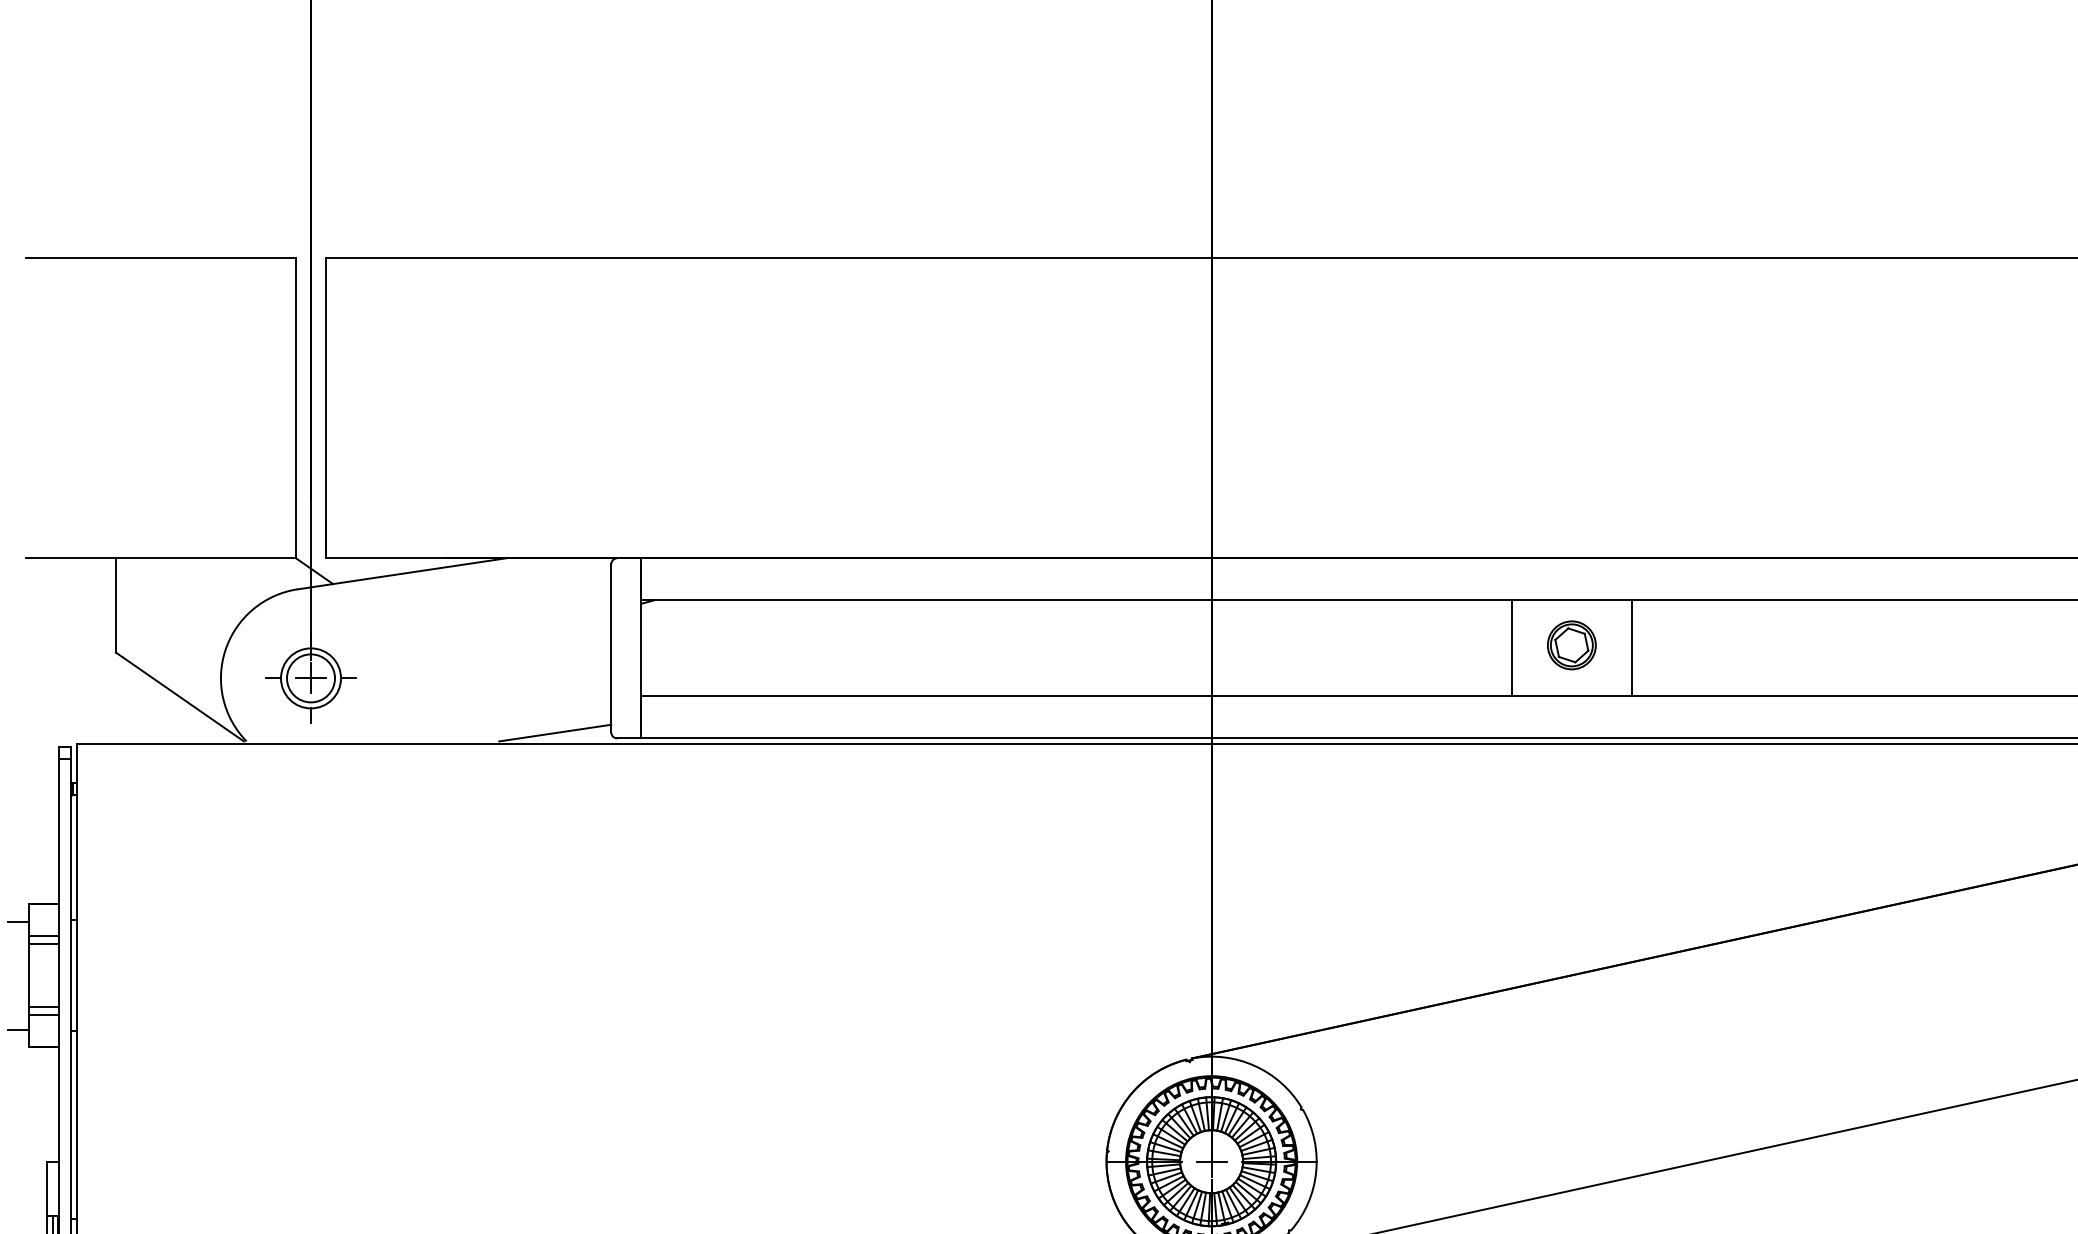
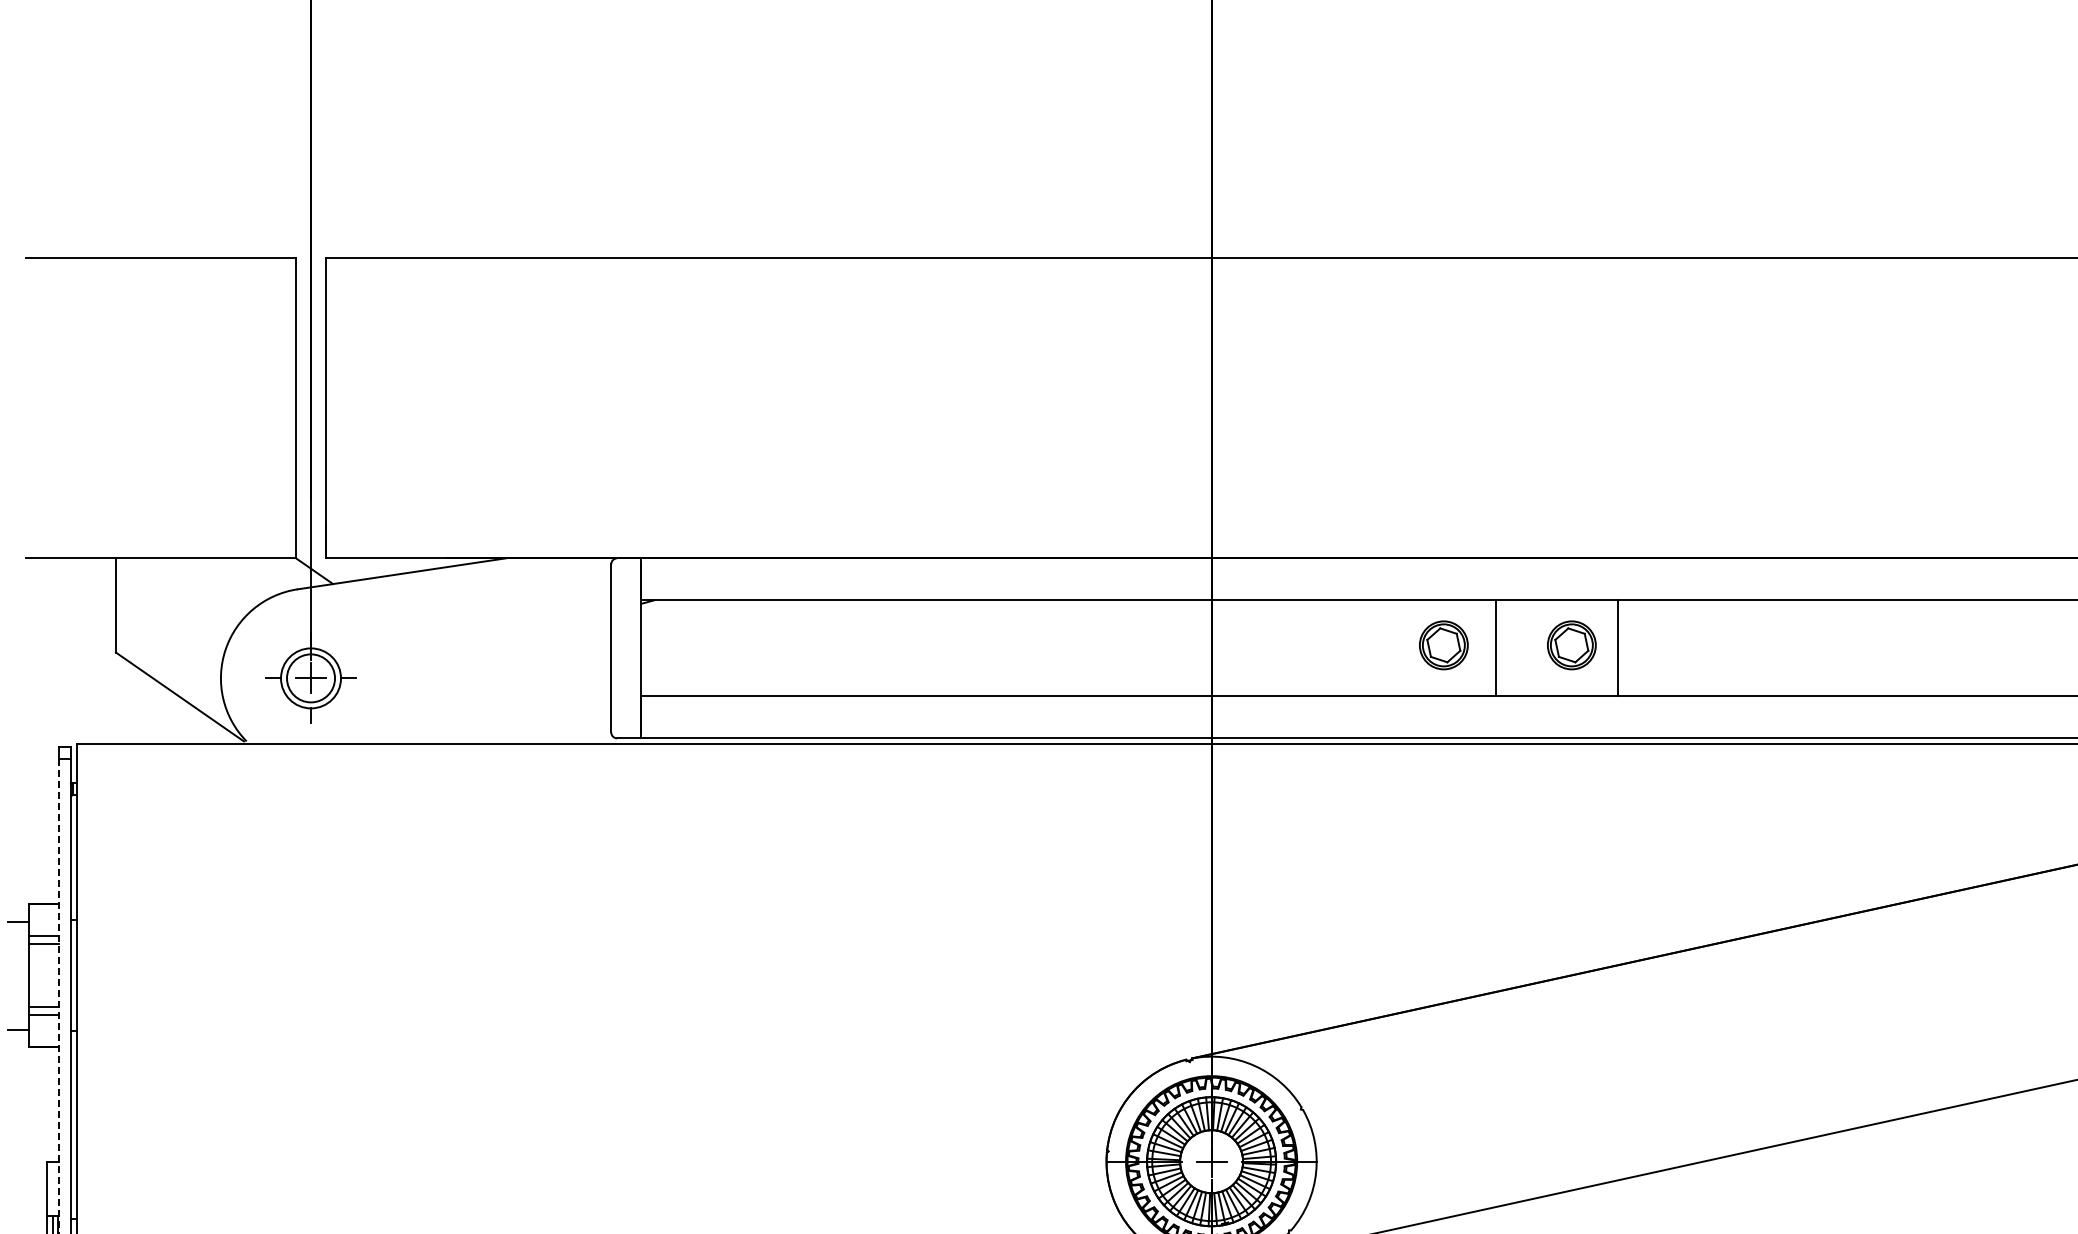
part: none -> present (1443, 645)
line position: (1511, 648) -> (1495, 648) (1495, 648)
line position: (1631, 648) -> (1617, 648) (1617, 648)
line: present -> none (555, 732)
line: solid -> dashed (58, 997)
